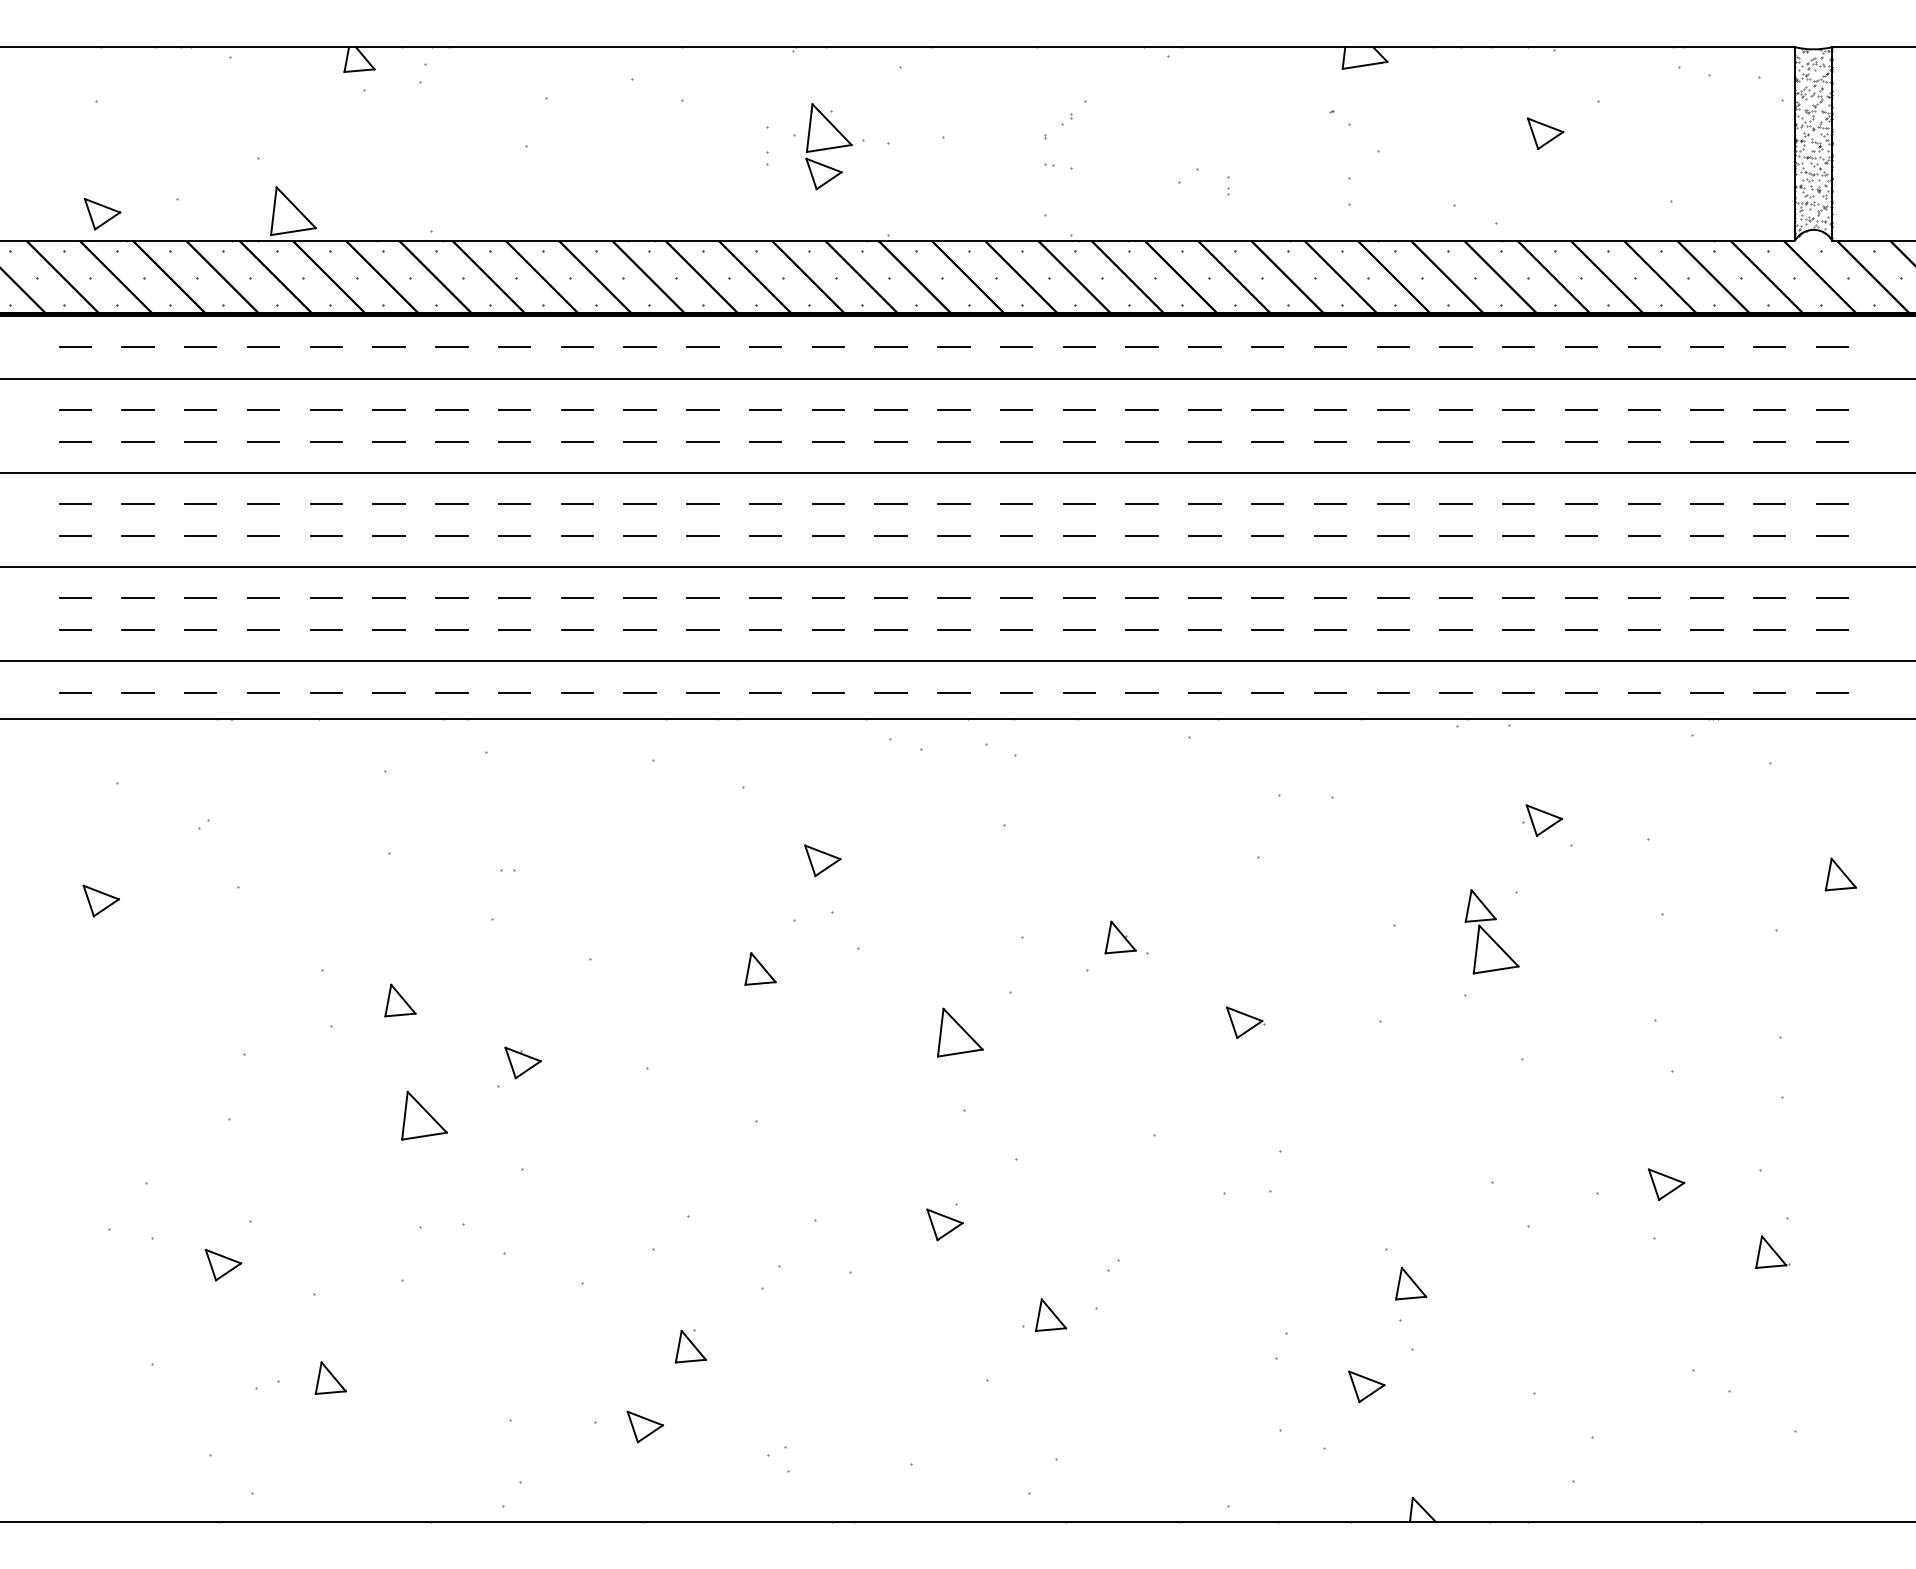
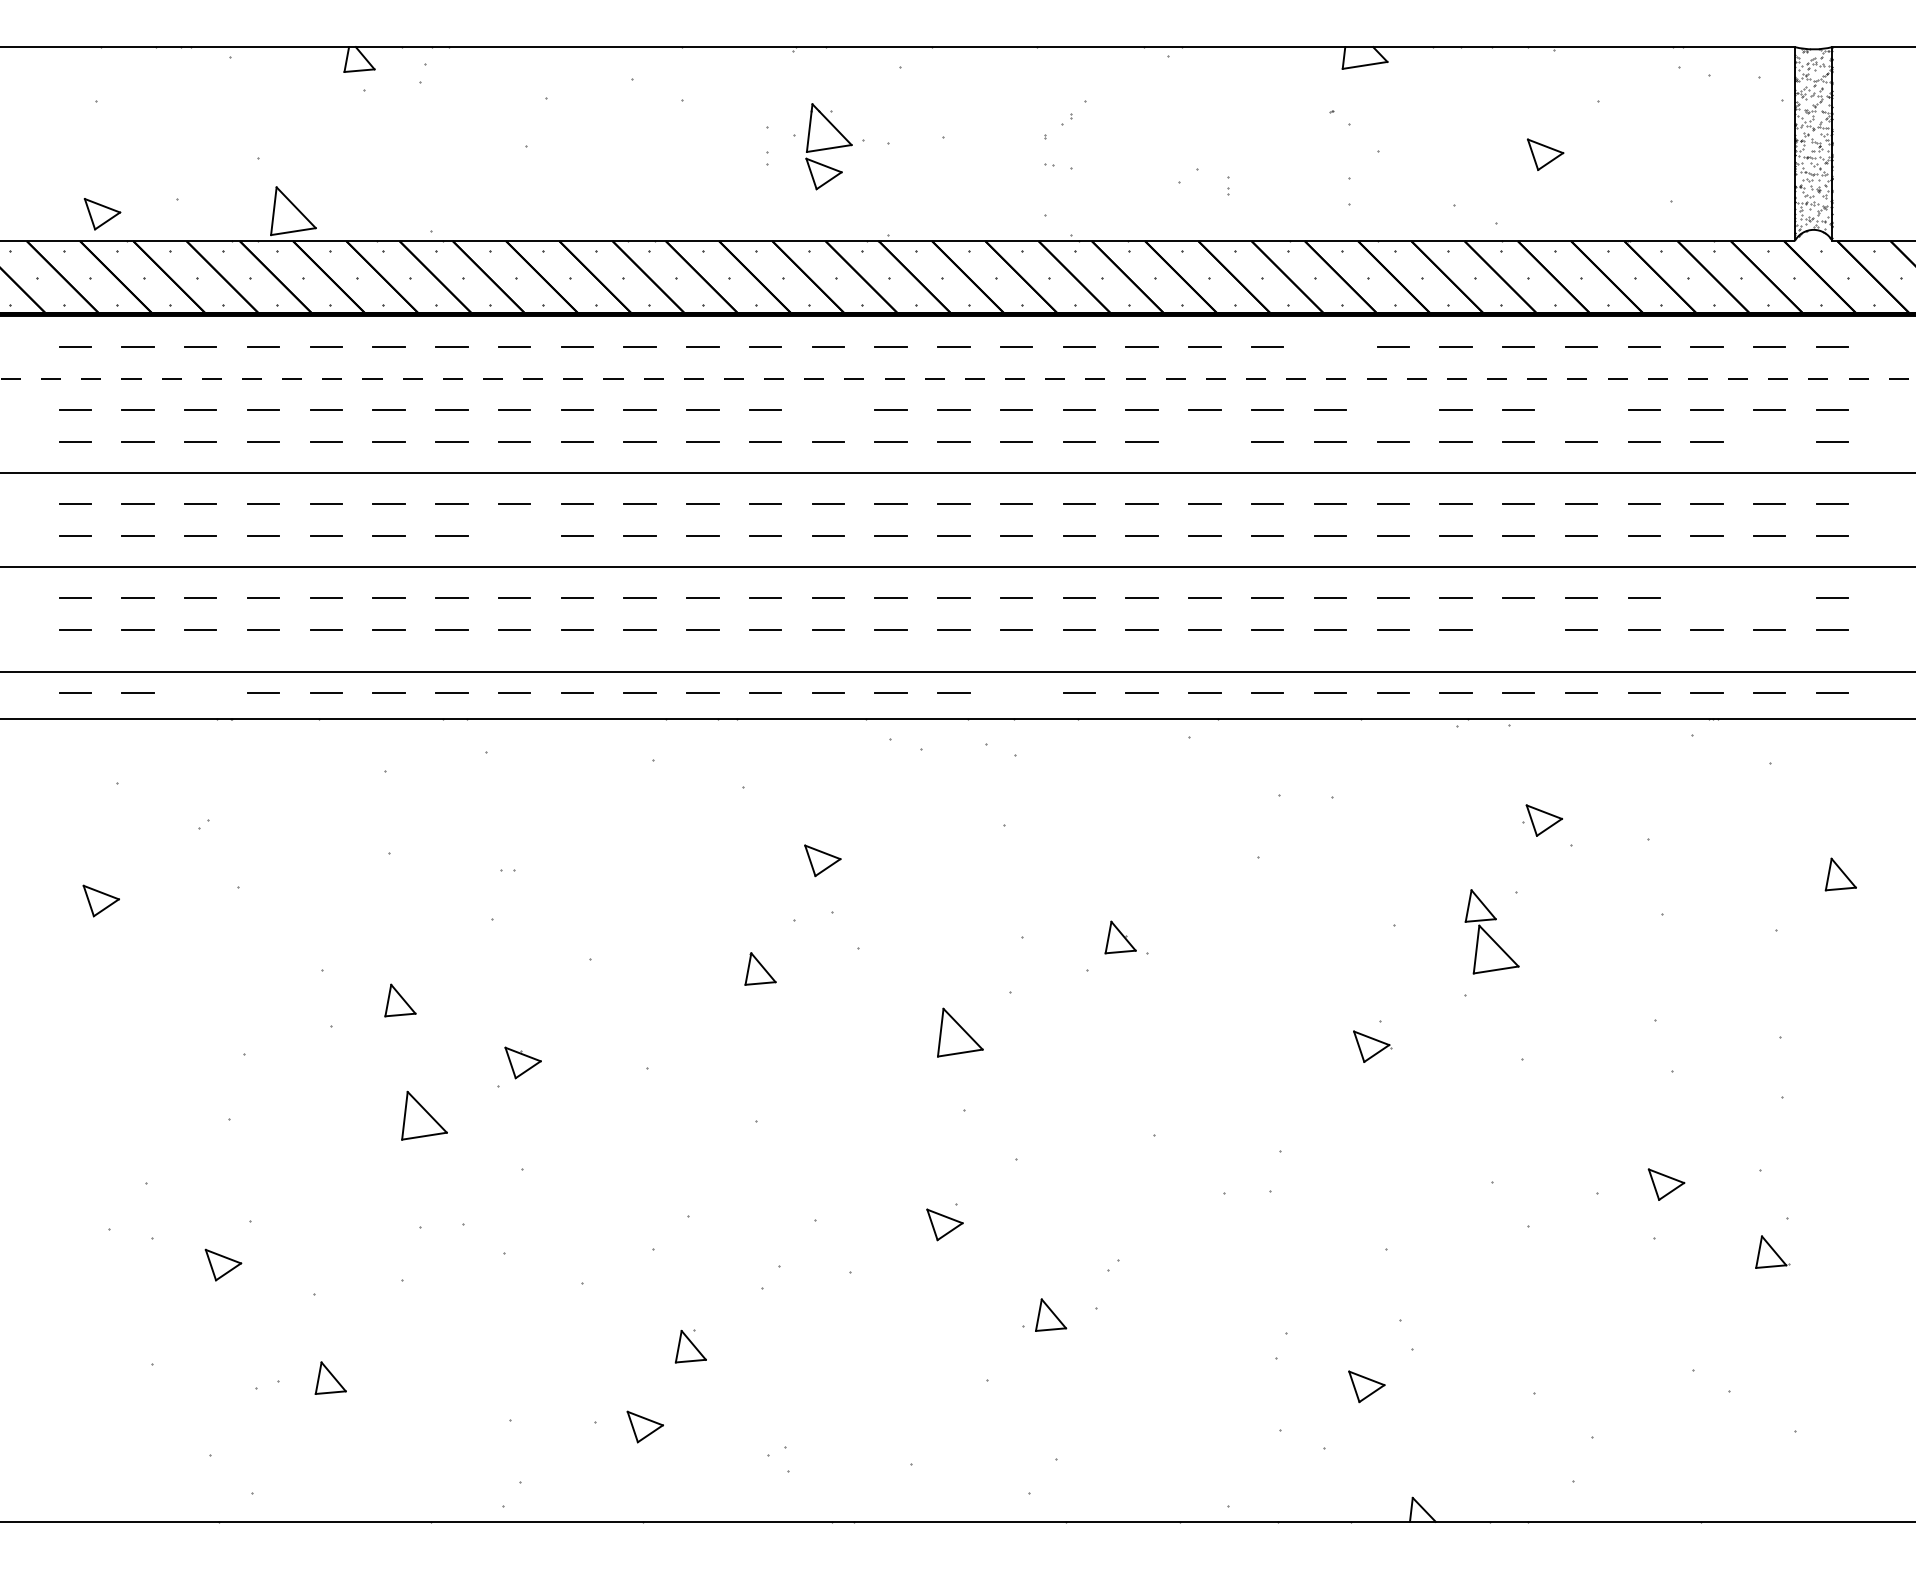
part position: (1545, 133) -> (1545, 154) (1545, 154)
line: present -> none (1330, 347)
line: solid -> dashed (957, 378)
line: present -> none (828, 409)
line: present -> none (1392, 410)
line: present -> none (1581, 410)
line: present -> none (1204, 441)
line: present -> none (1769, 441)
line: present -> none (514, 535)
line: present -> none (1706, 598)
line: present -> none (1769, 598)
line: present -> none (1518, 629)
line position: (957, 661) -> (957, 672) (957, 672)
line: present -> none (200, 692)
line: present -> none (1016, 692)
part position: (1245, 1022) -> (1372, 1046) (1372, 1046)
part: present -> none (1411, 1283)
